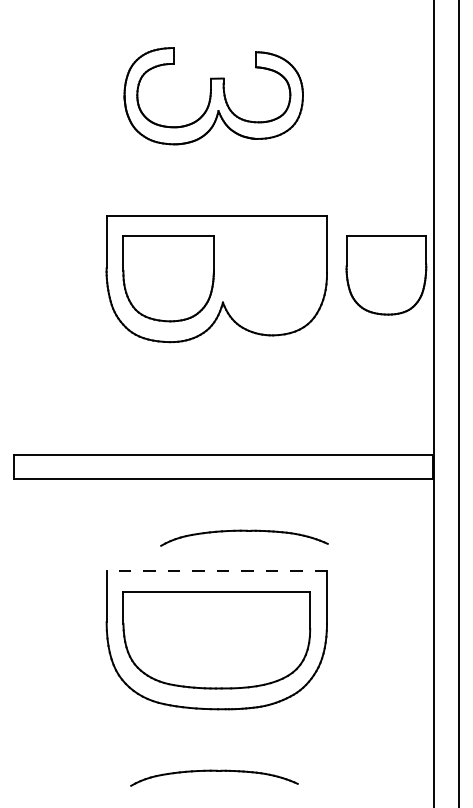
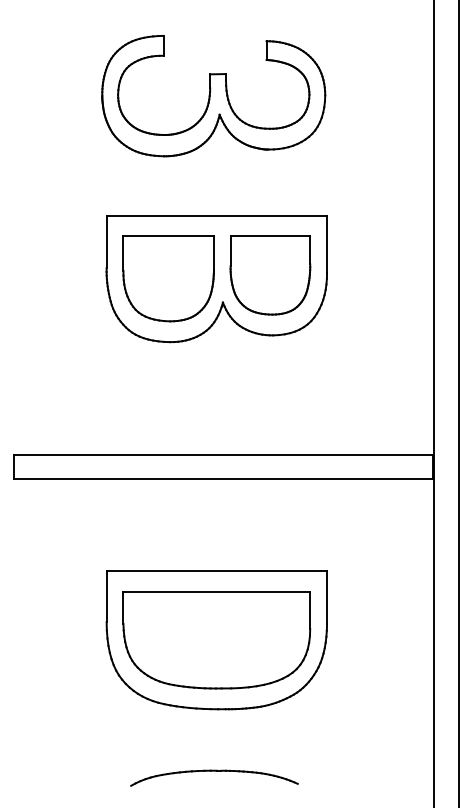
part size: 181x99 px -> 226x123 px (213, 96)
part position: (386, 275) -> (270, 275) (270, 275)
part: present -> none (244, 537)
line: dashed -> solid (216, 571)
